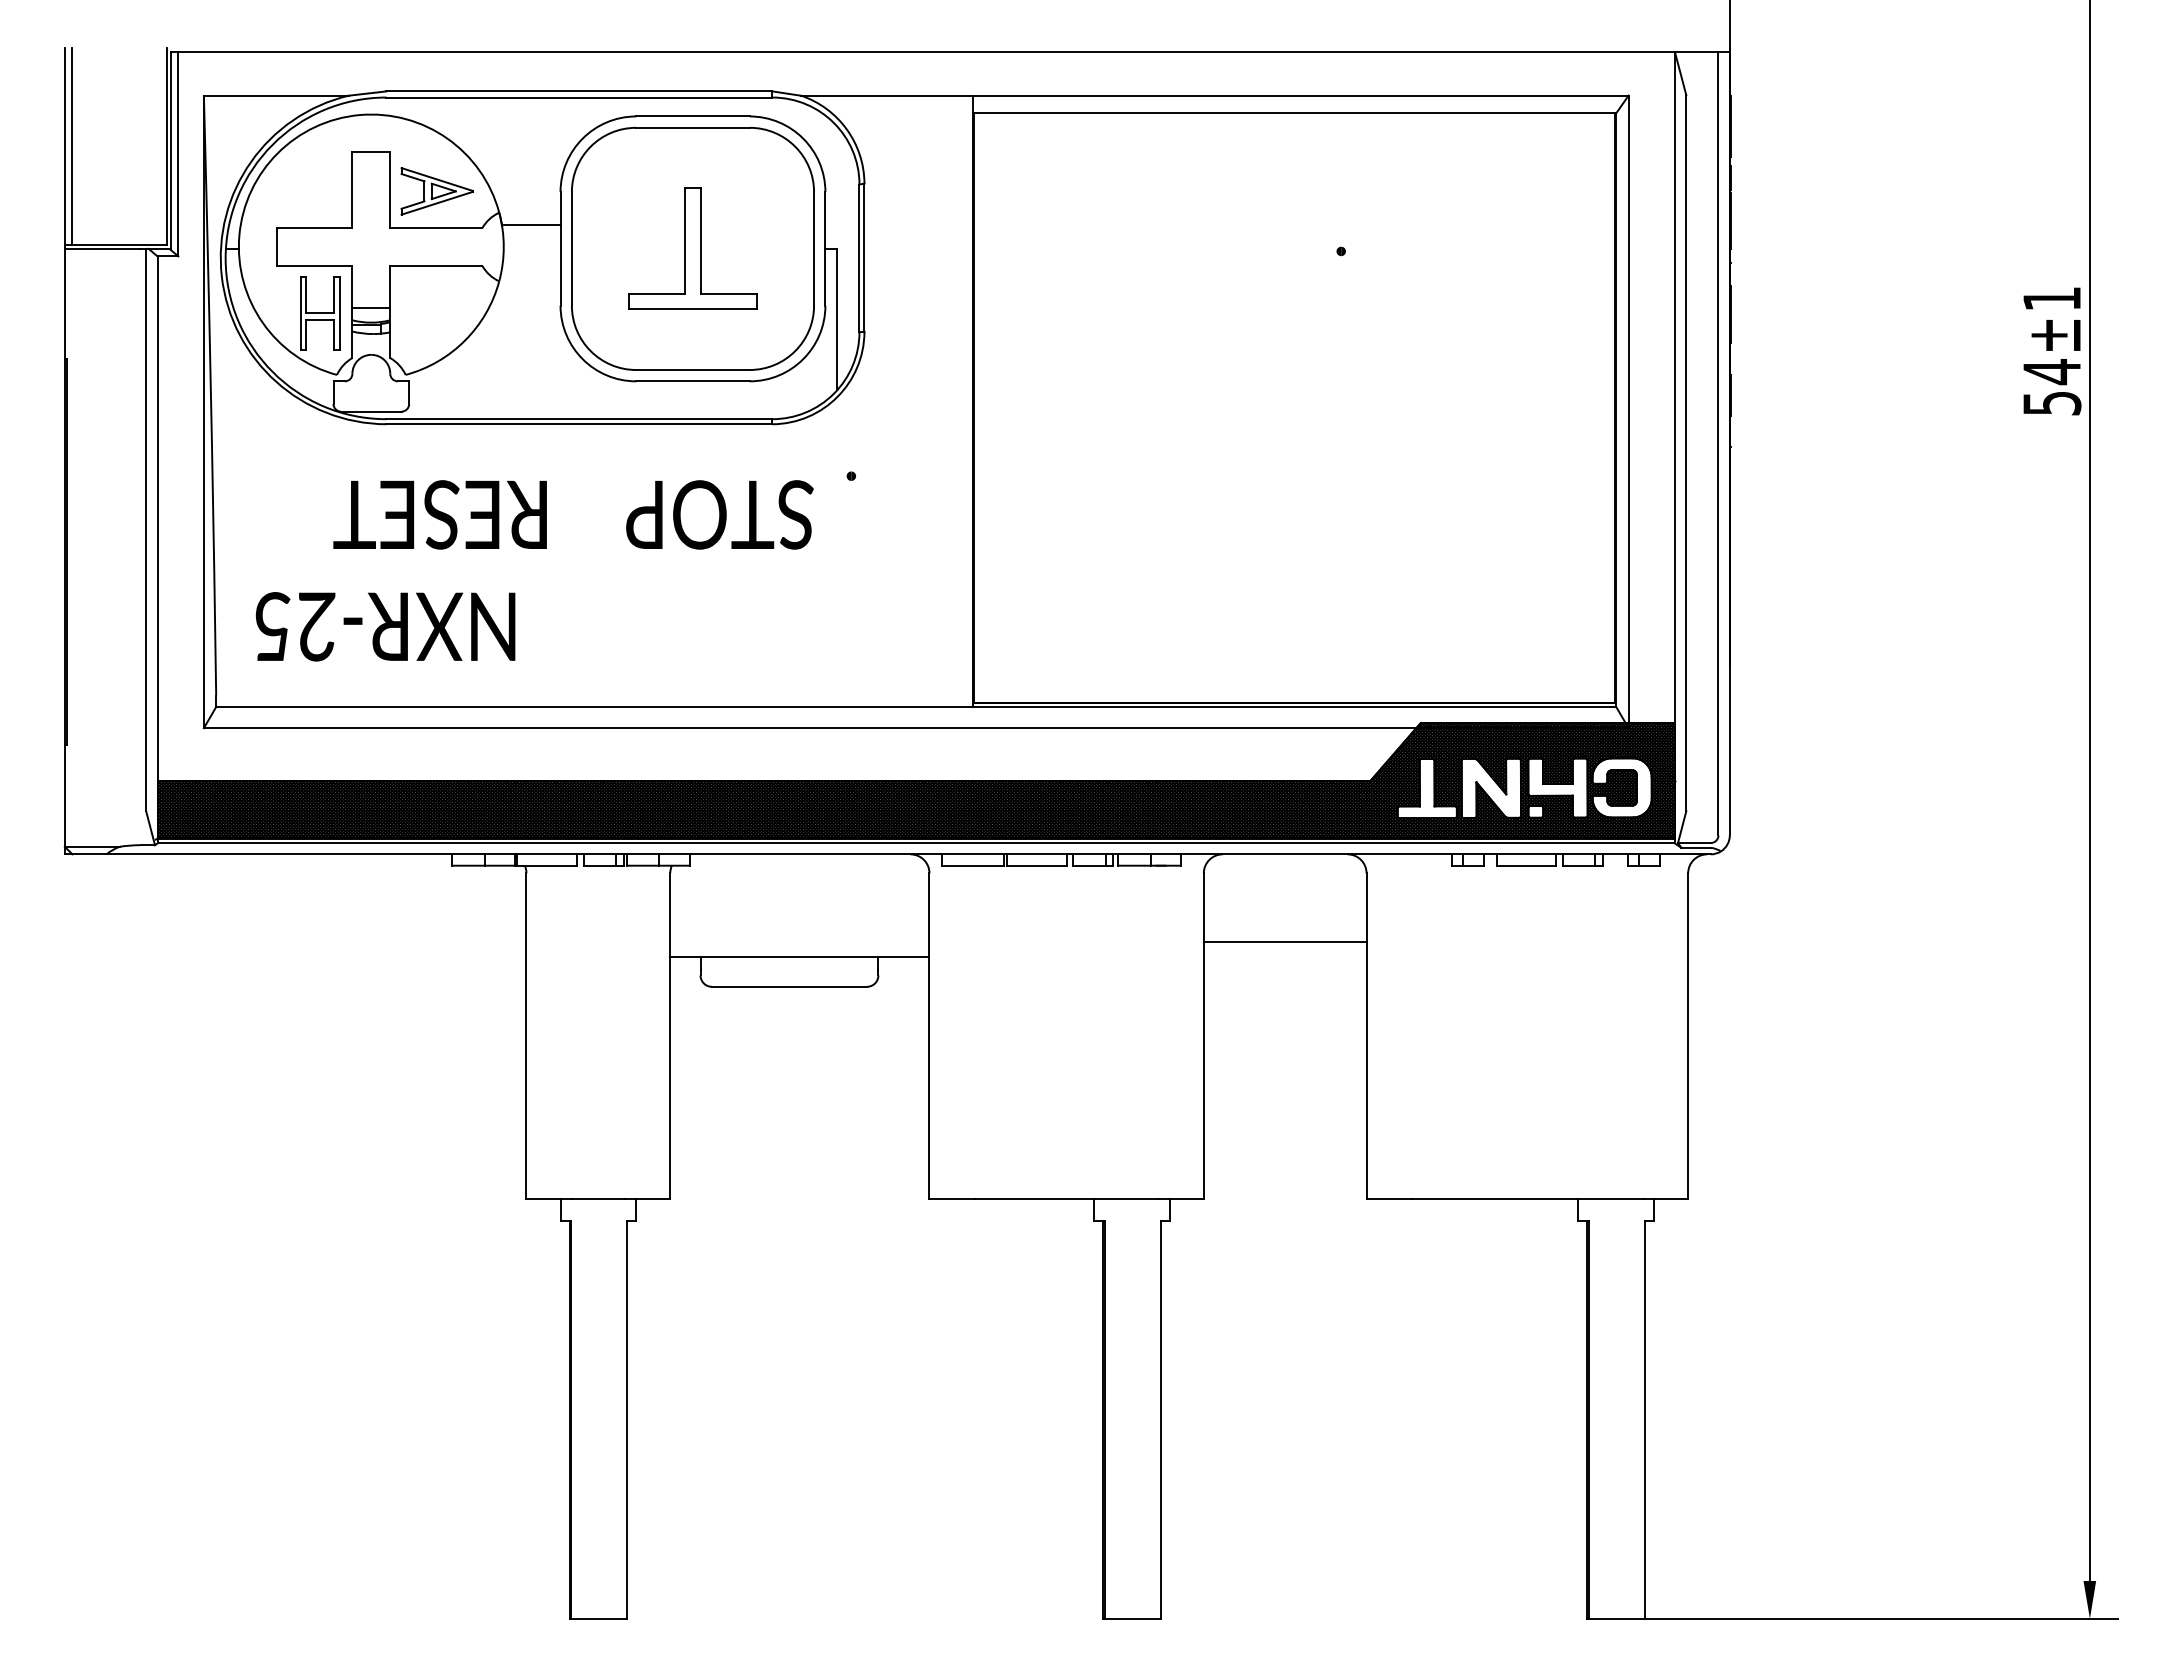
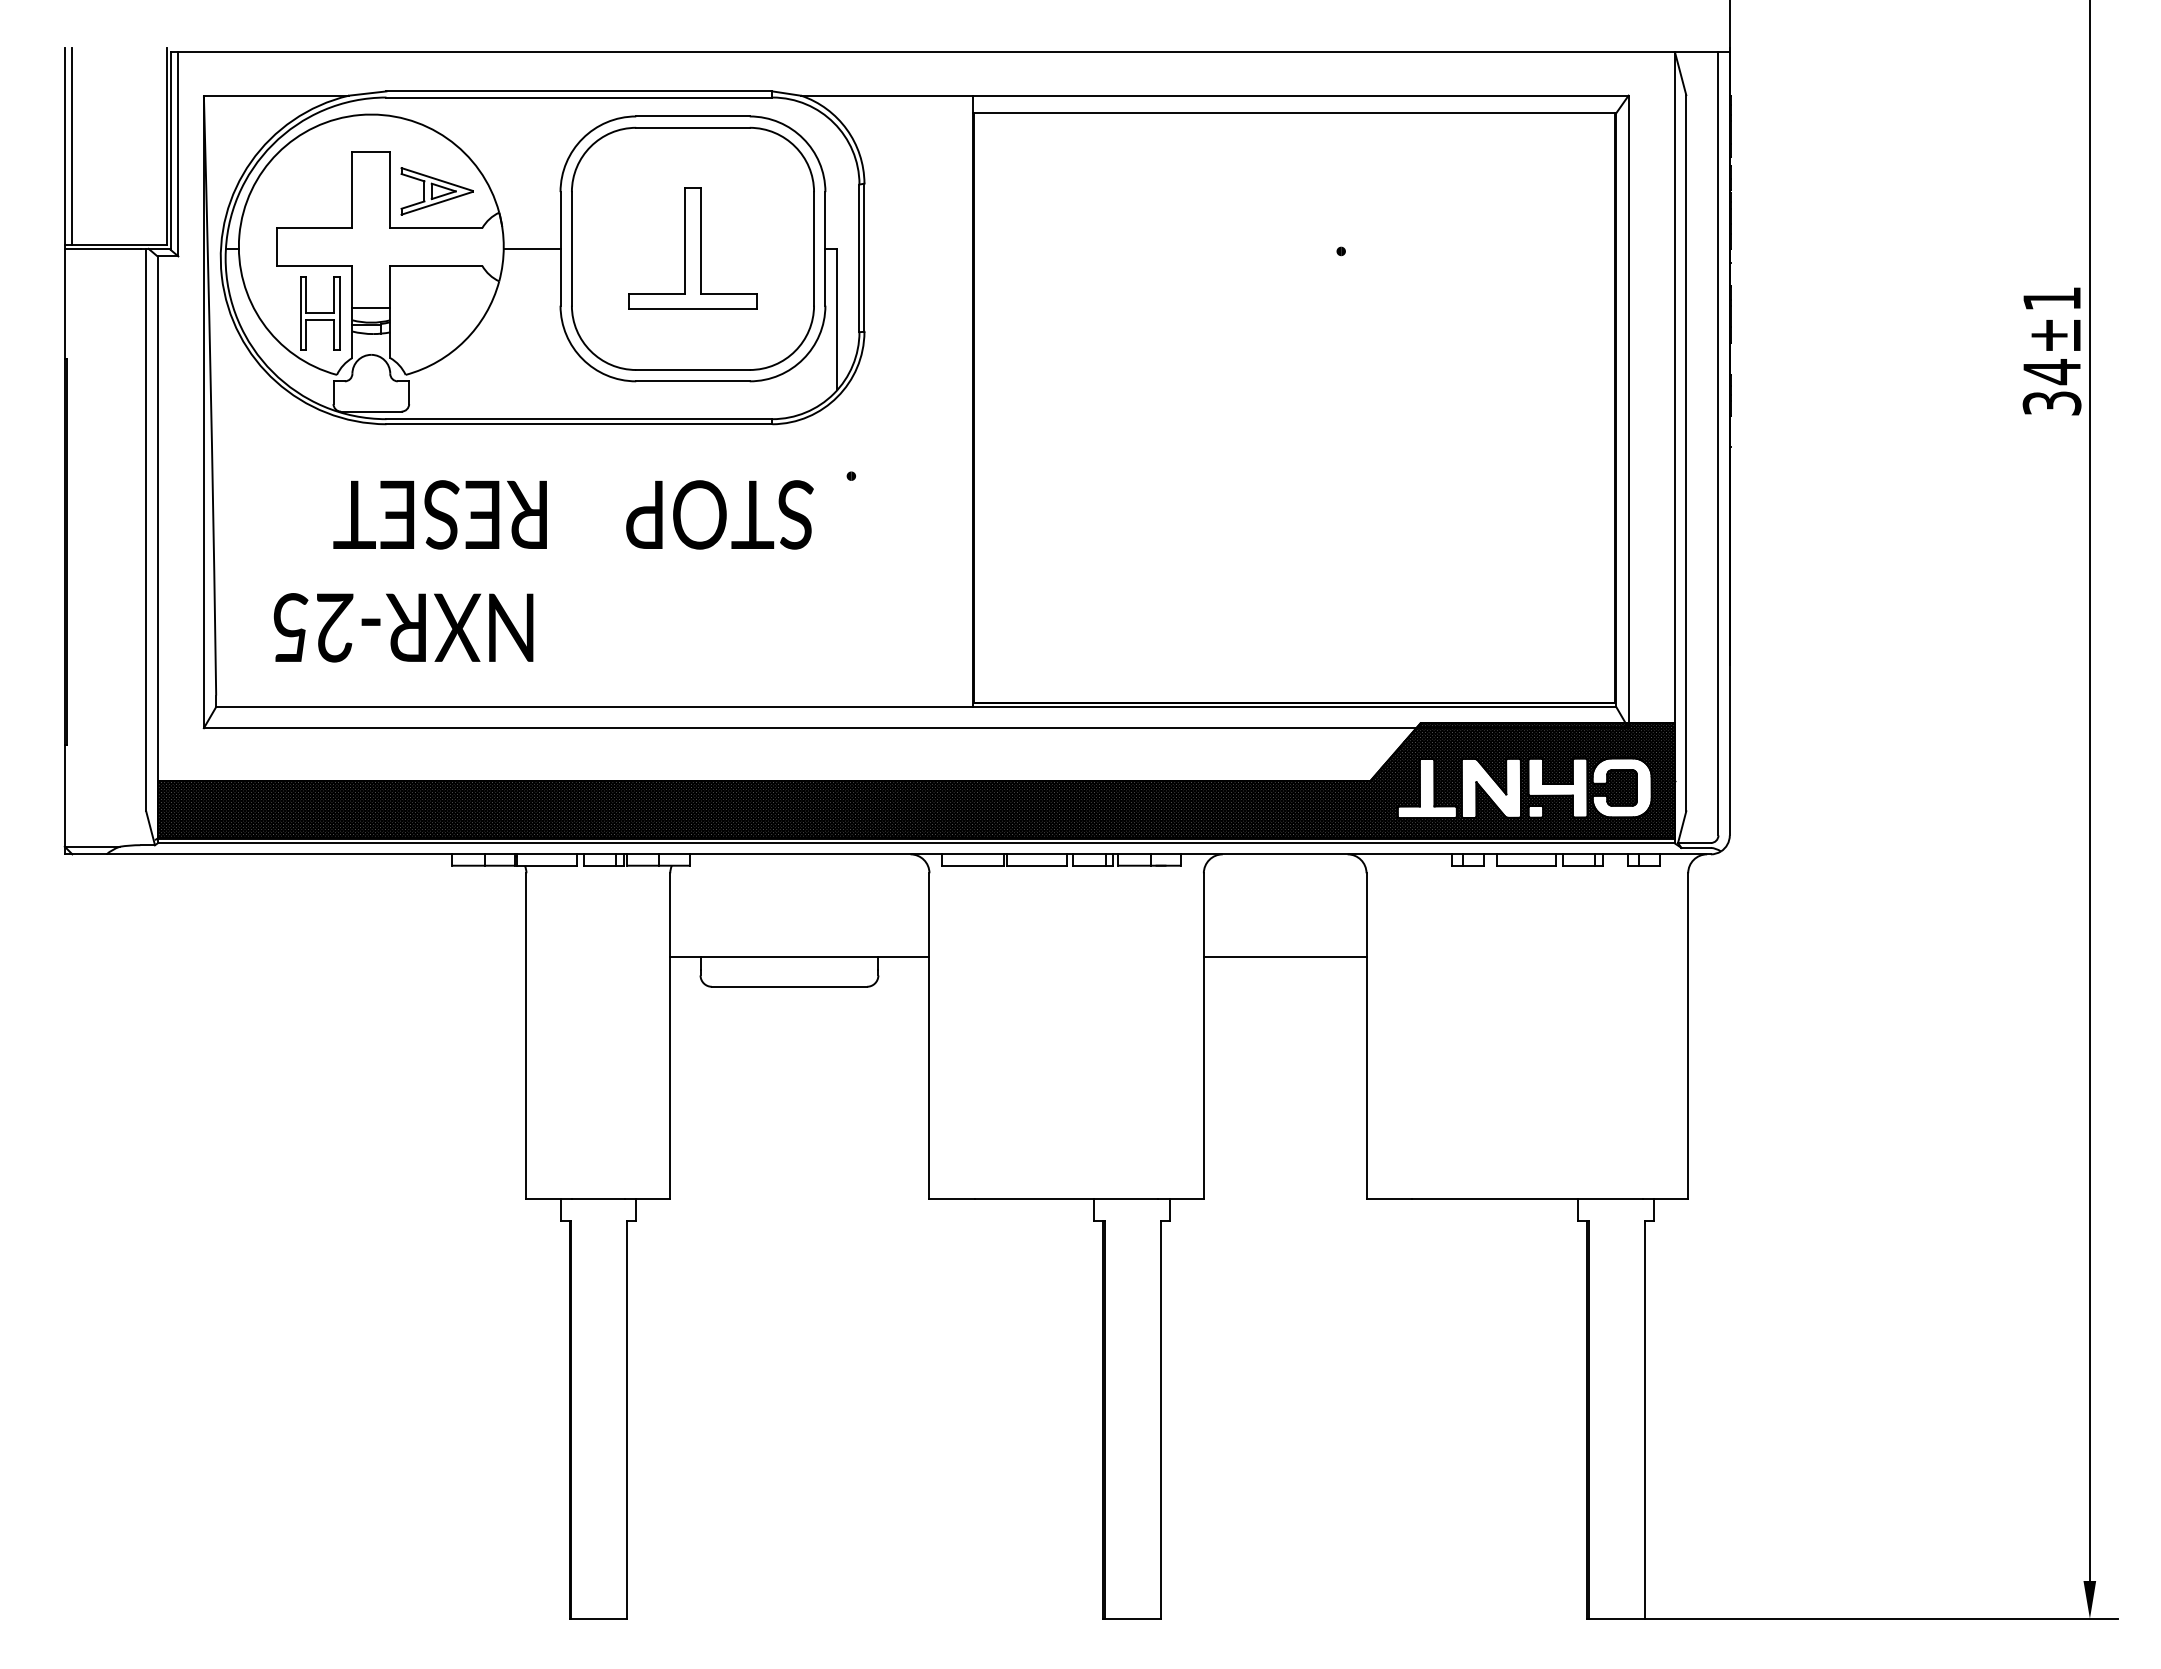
line position: (531, 224) -> (531, 248) (531, 248)
text: 54±1 -> 34±1 (2051, 402)
text position: (385, 626) -> (403, 627) (403, 627)
line position: (1284, 941) -> (1284, 956) (1284, 956)
